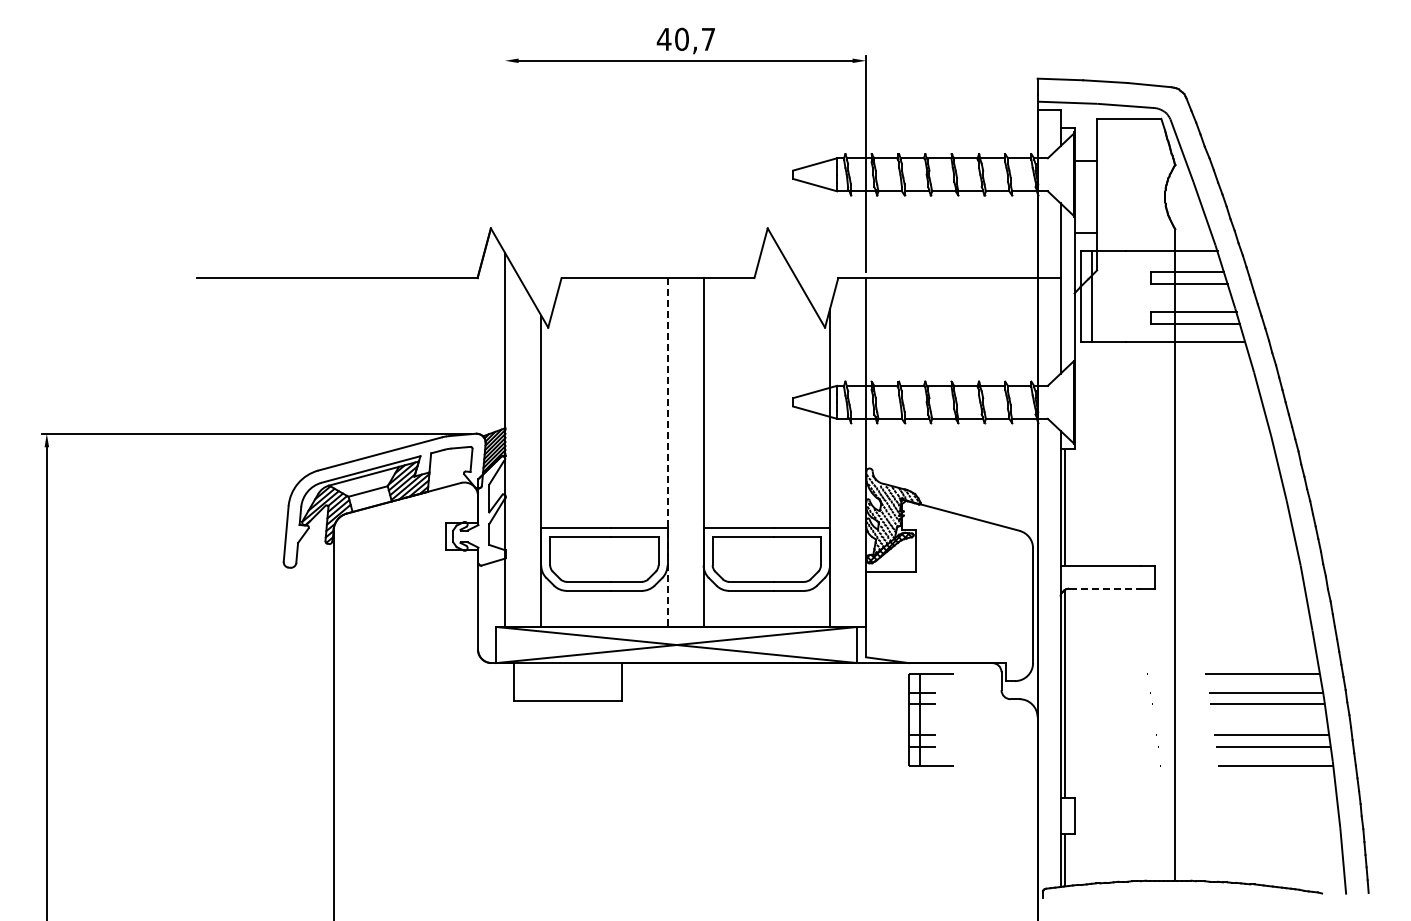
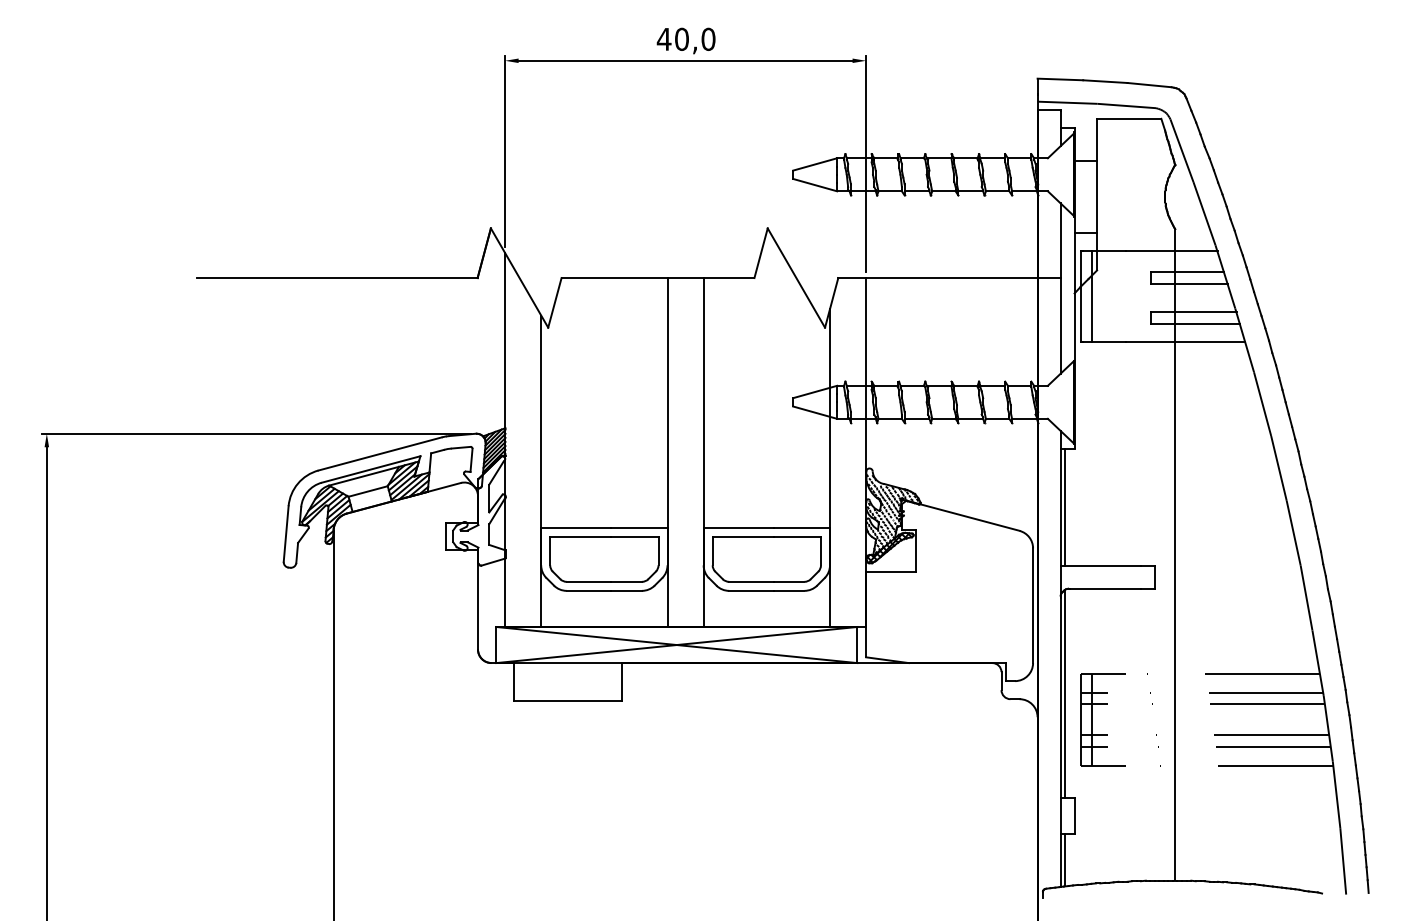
text: 40,7 -> 40,0 (708, 38)
line: none -> present (505, 151)
line: dashed -> solid (667, 453)
line: dashed -> solid (1105, 588)
part position: (920, 719) -> (1092, 719) (1092, 719)
